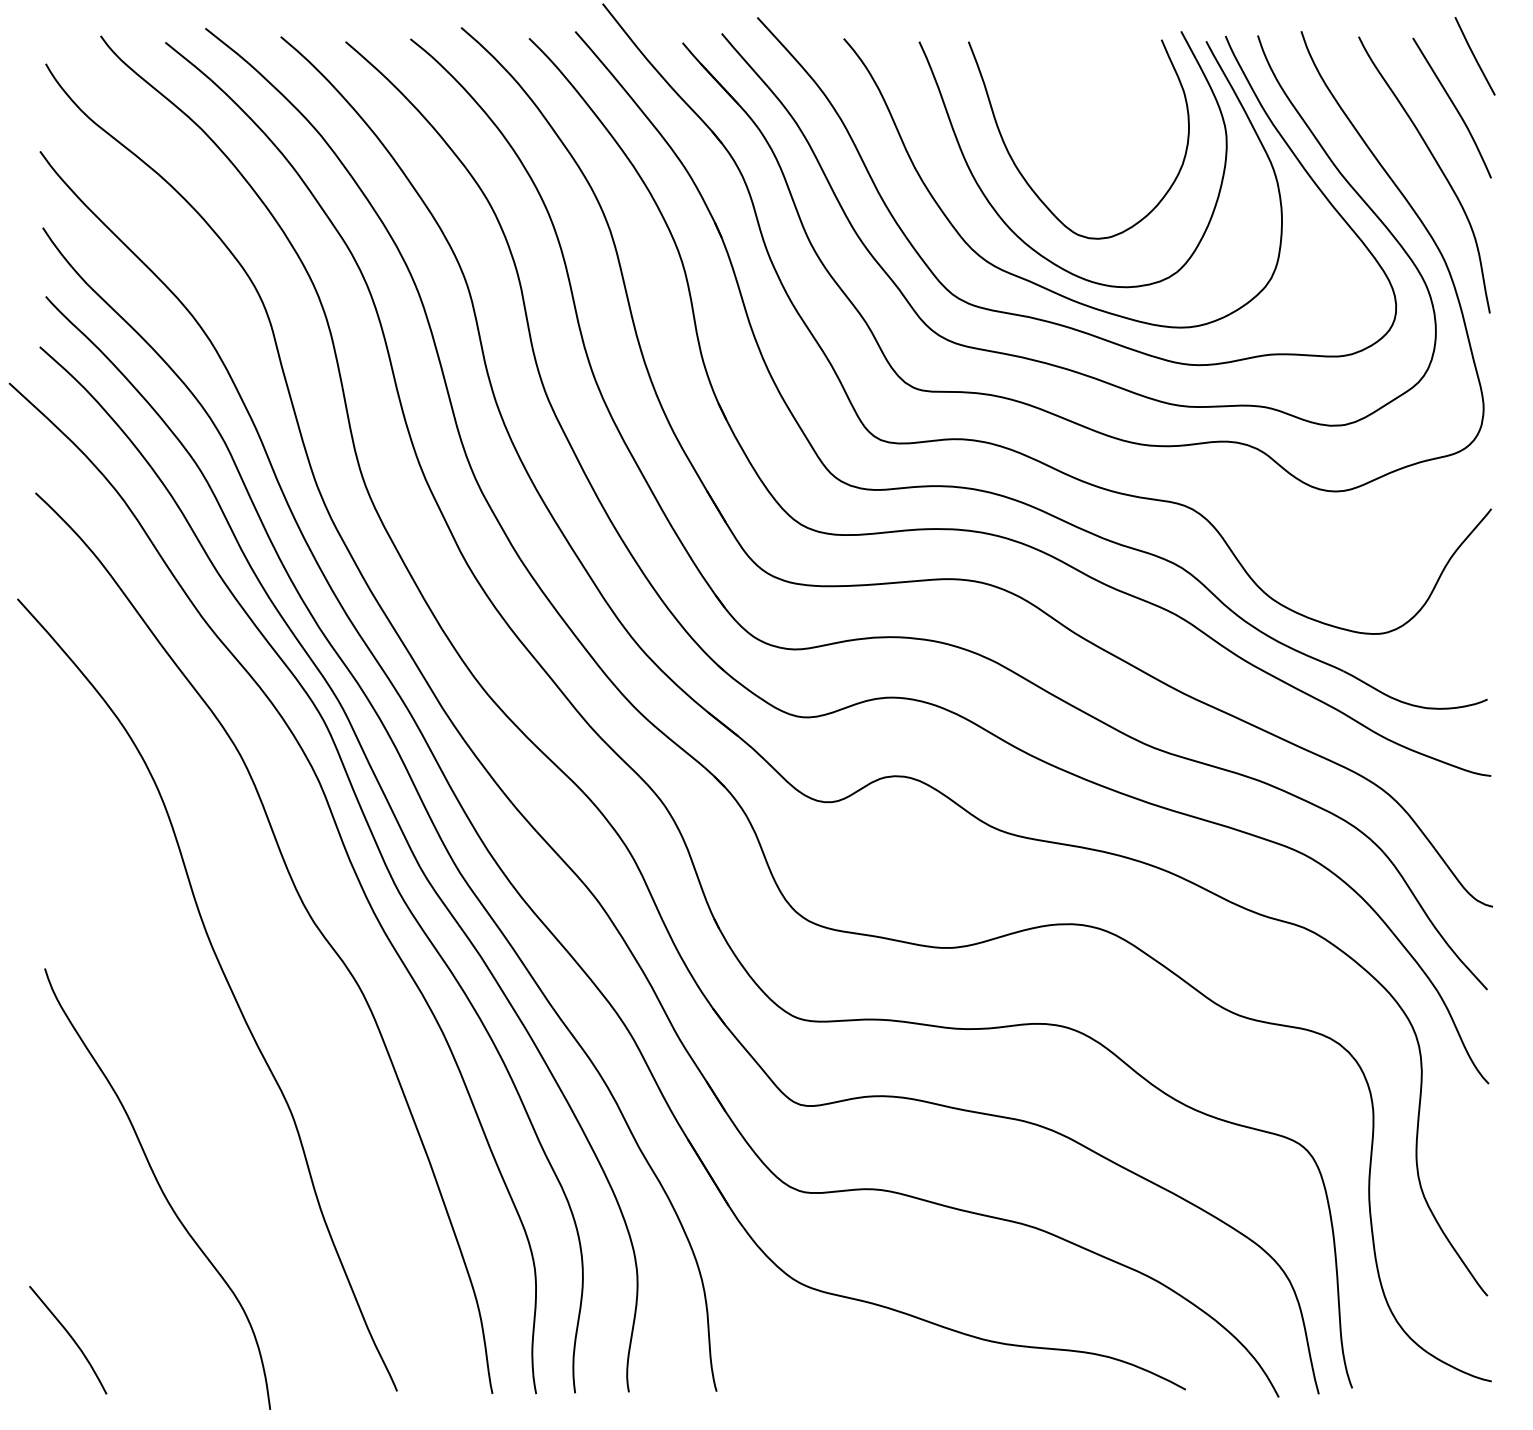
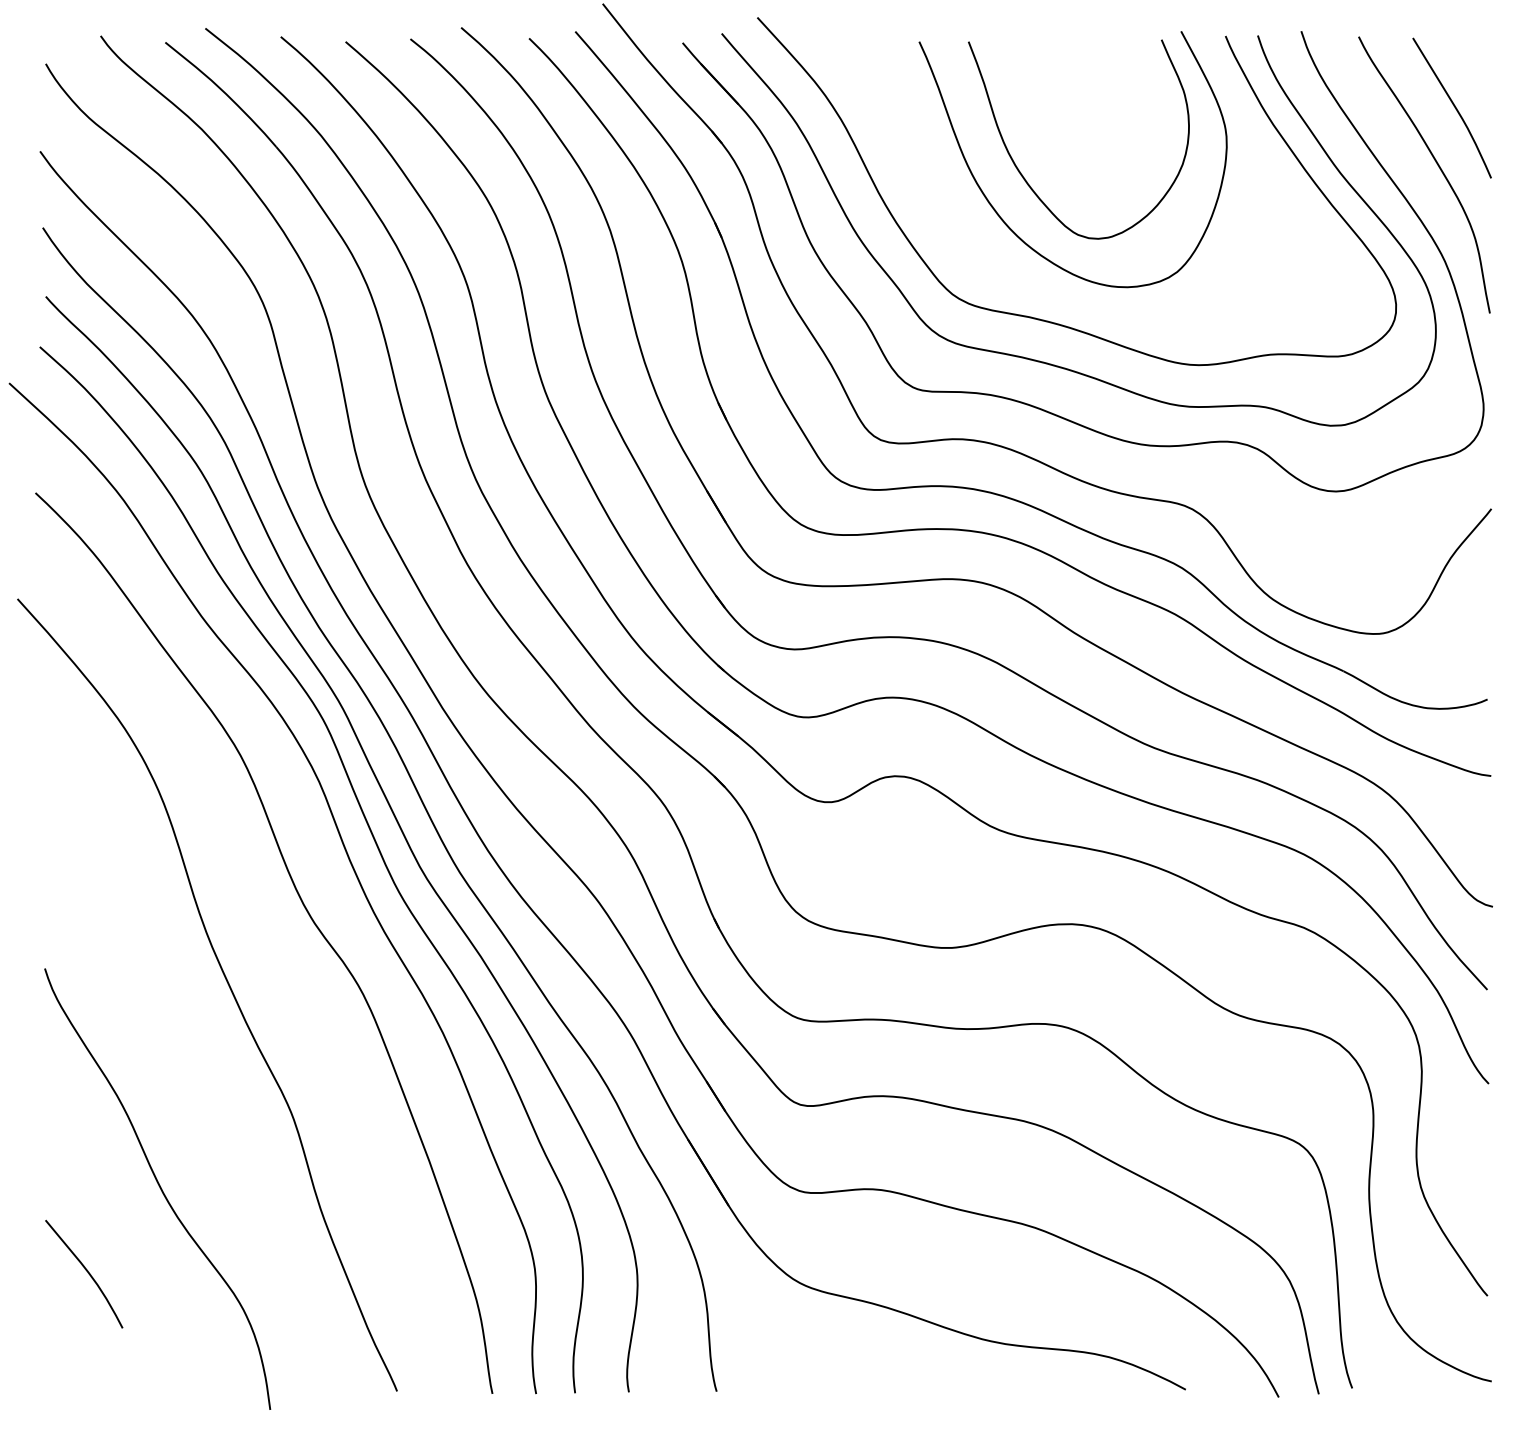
line: present -> none (1474, 56)
curve: present -> none (1023, 277)
curve position: (70, 1337) -> (86, 1271) (86, 1271)
